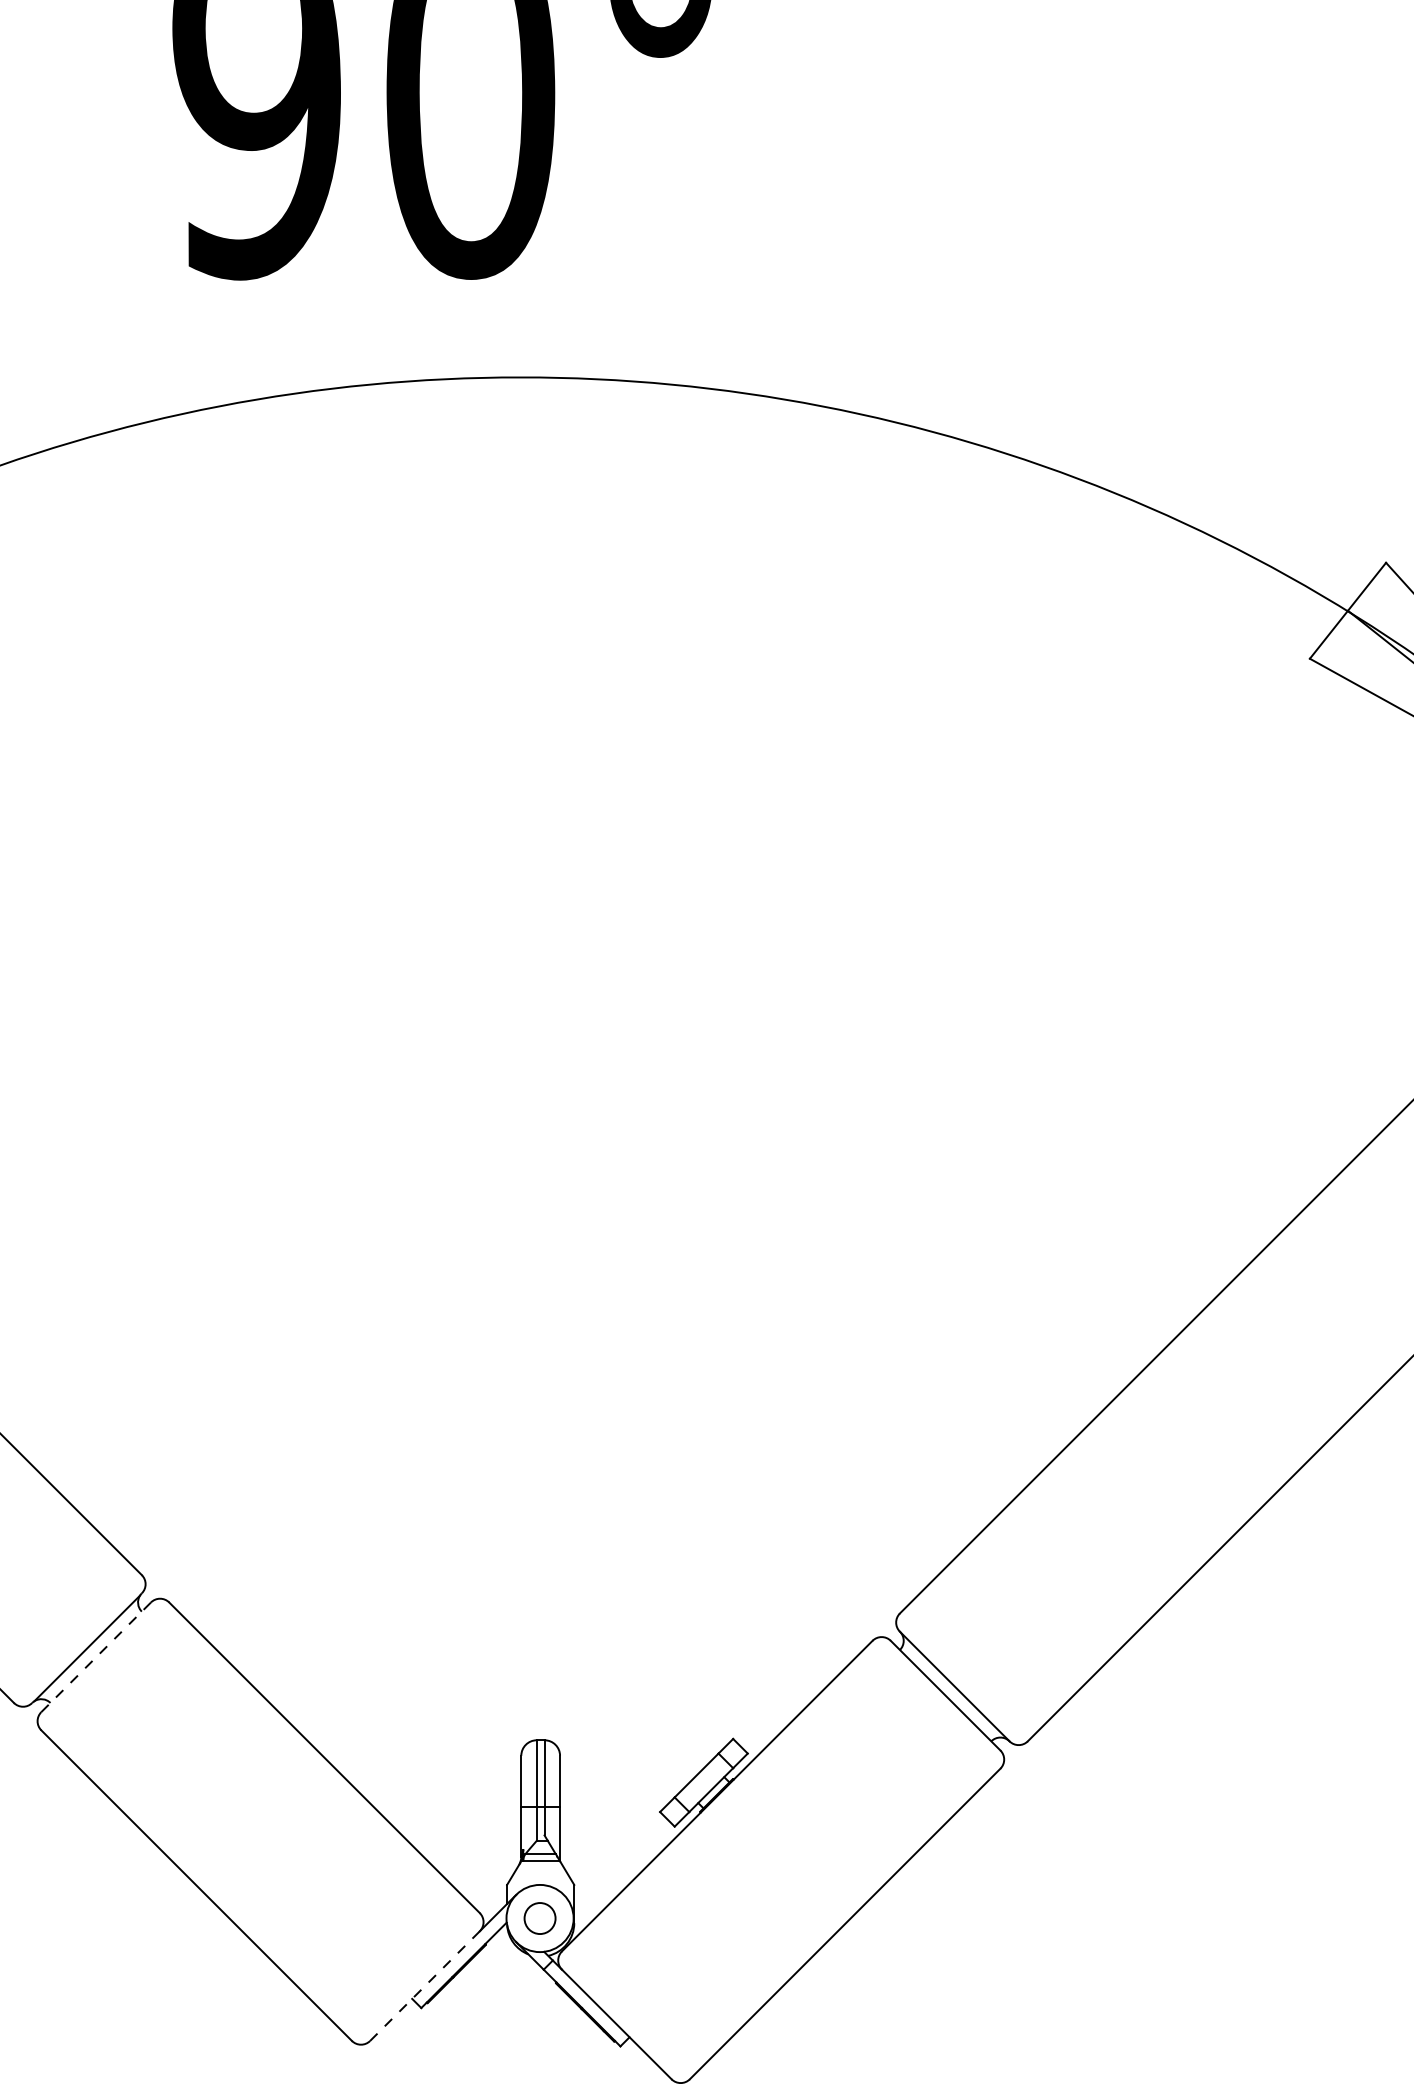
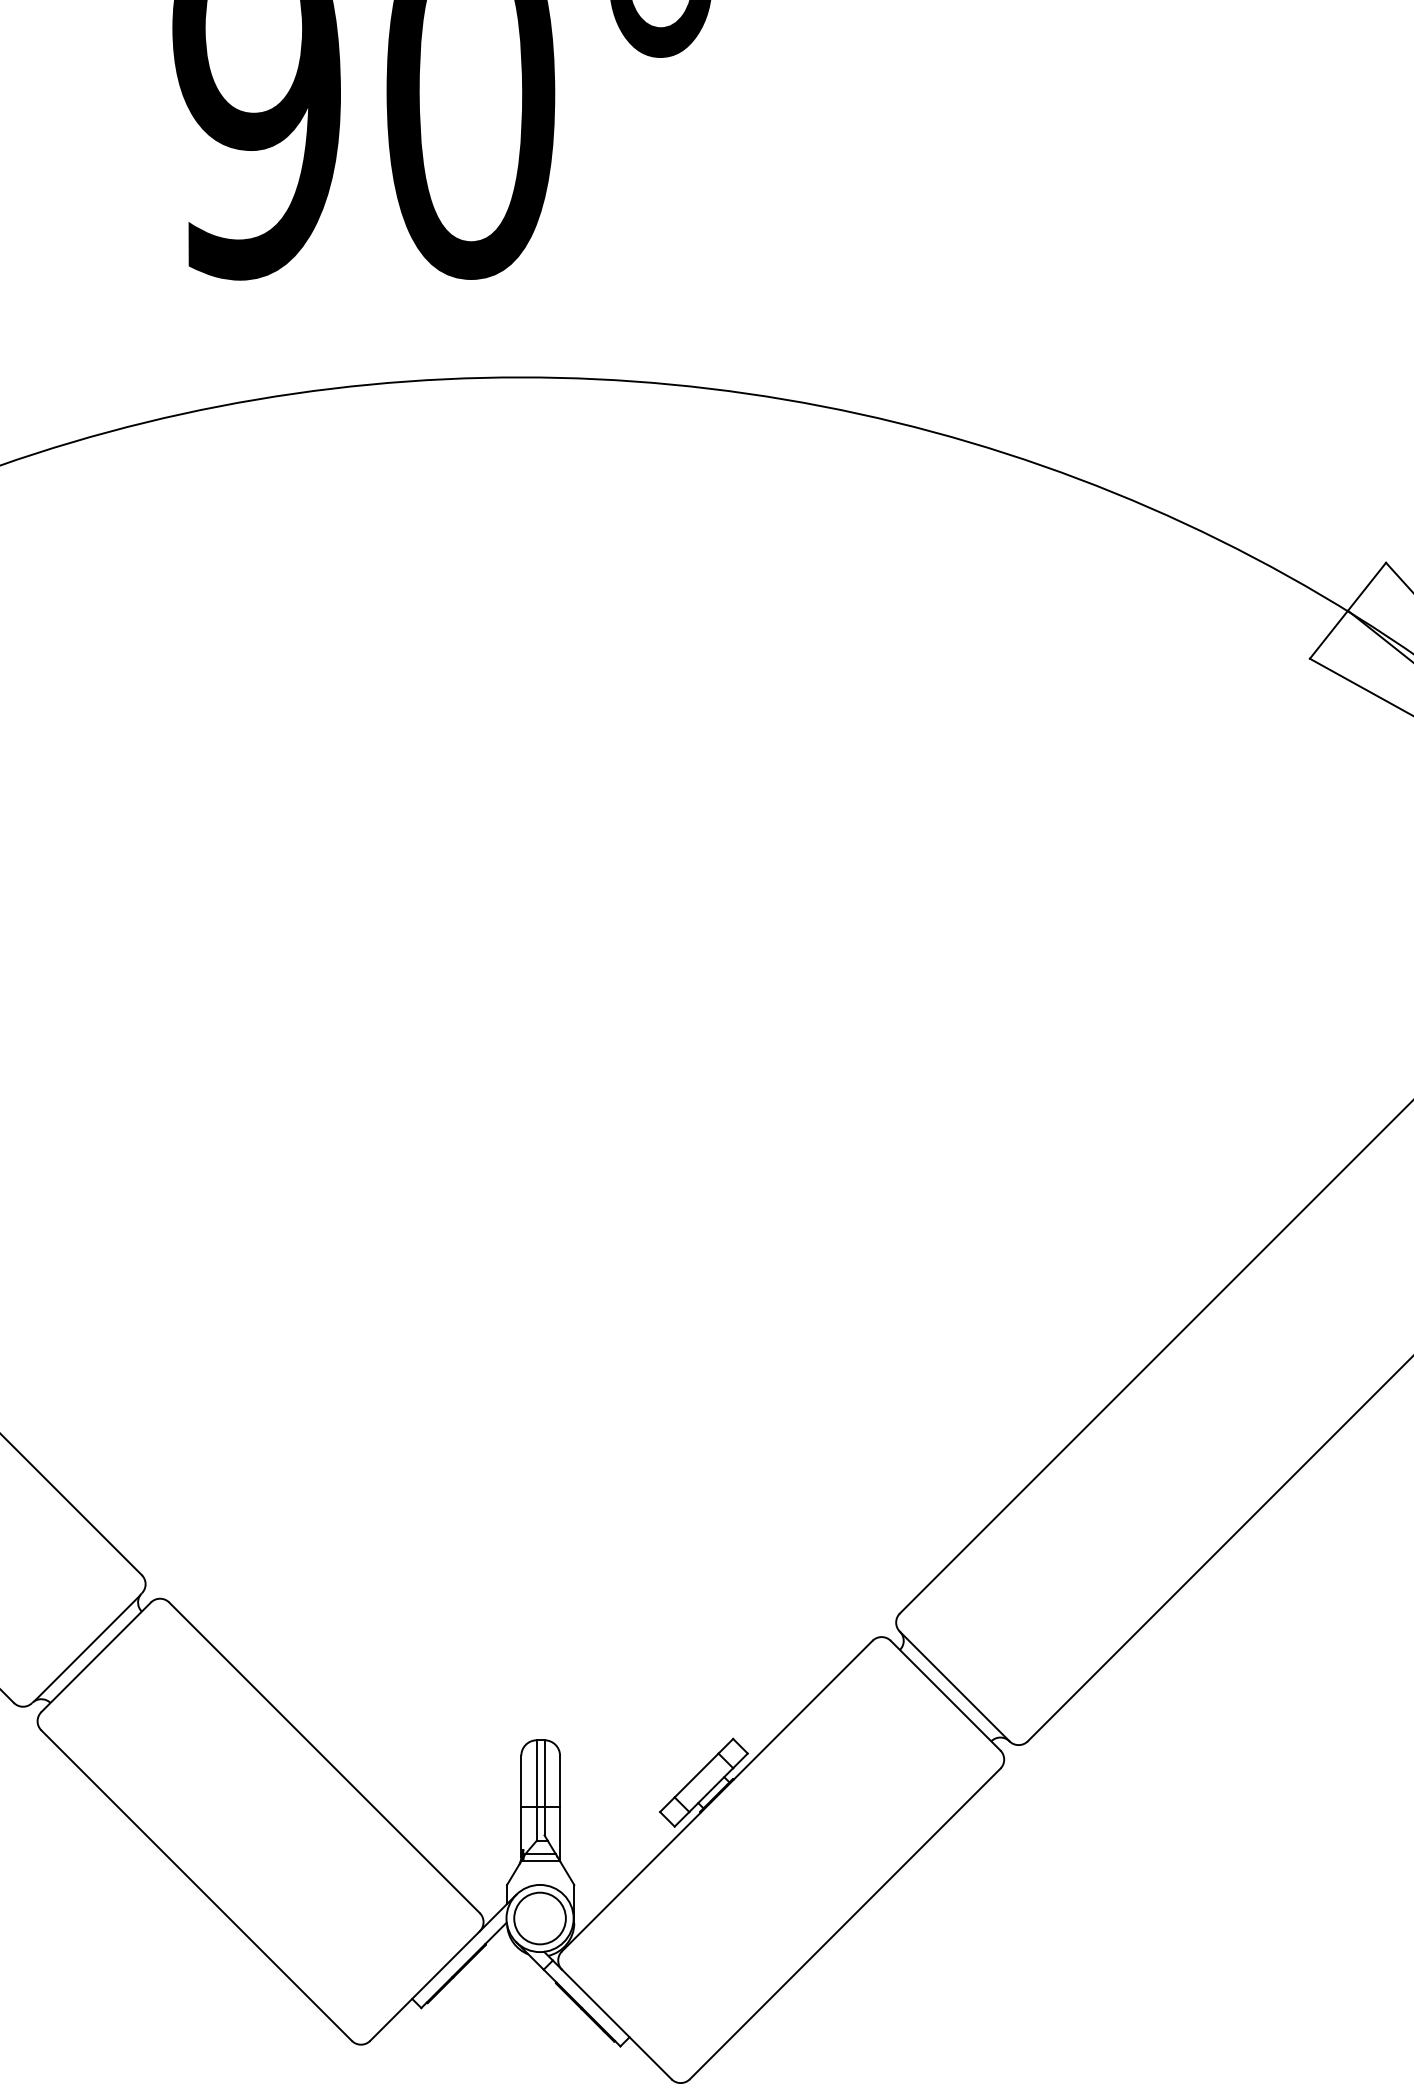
line: dashed -> solid (96, 1657)
circle diameter: 31 px -> 52 px (539, 1918)
line: dashed -> solid (424, 1986)
